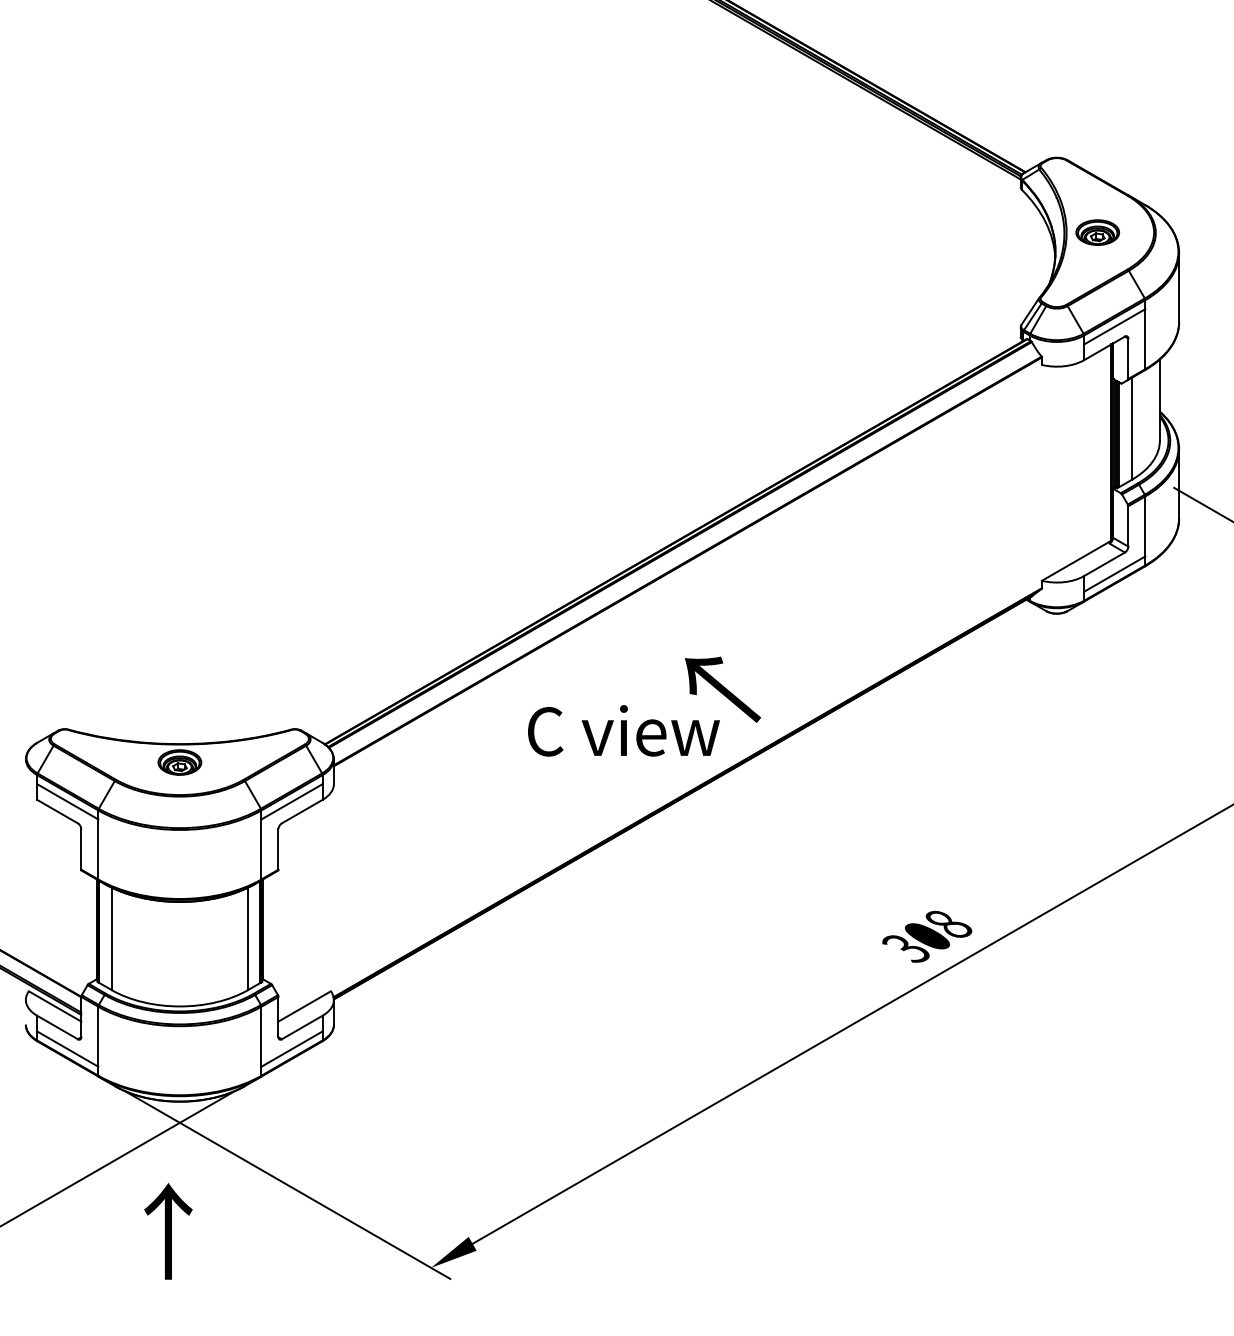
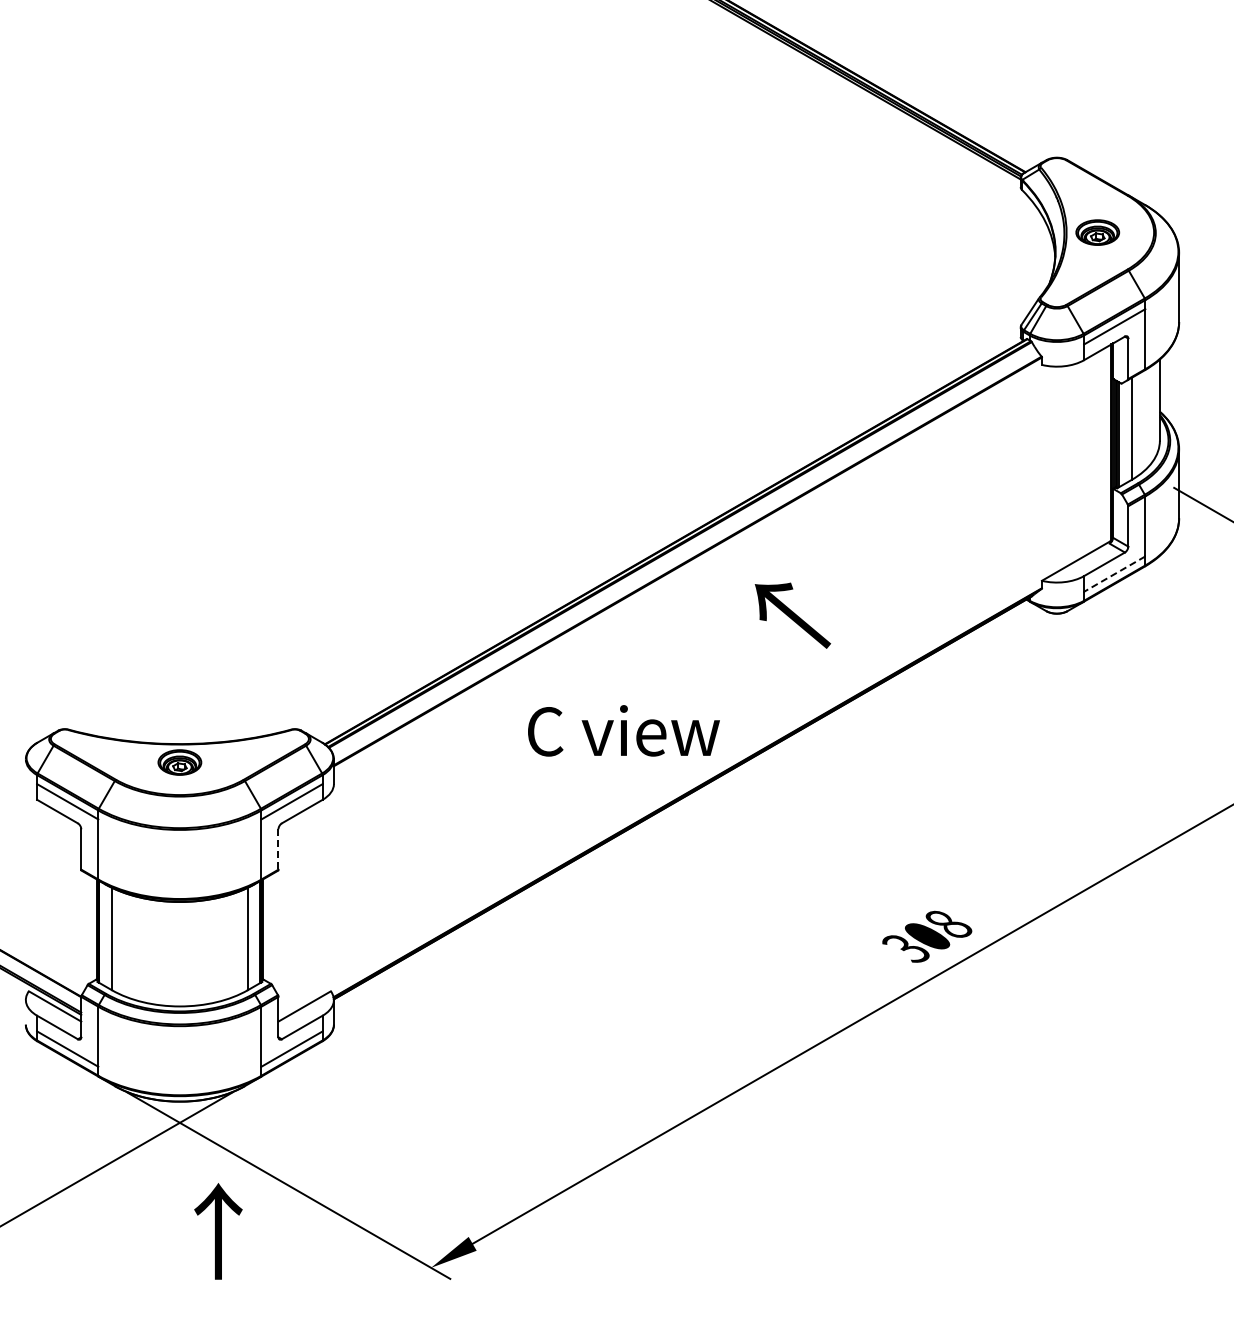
line: solid -> dashed (1114, 574)
text position: (722, 689) -> (792, 615) (792, 615)
line: solid -> dashed (278, 849)
text position: (168, 1231) -> (218, 1231) (218, 1231)
